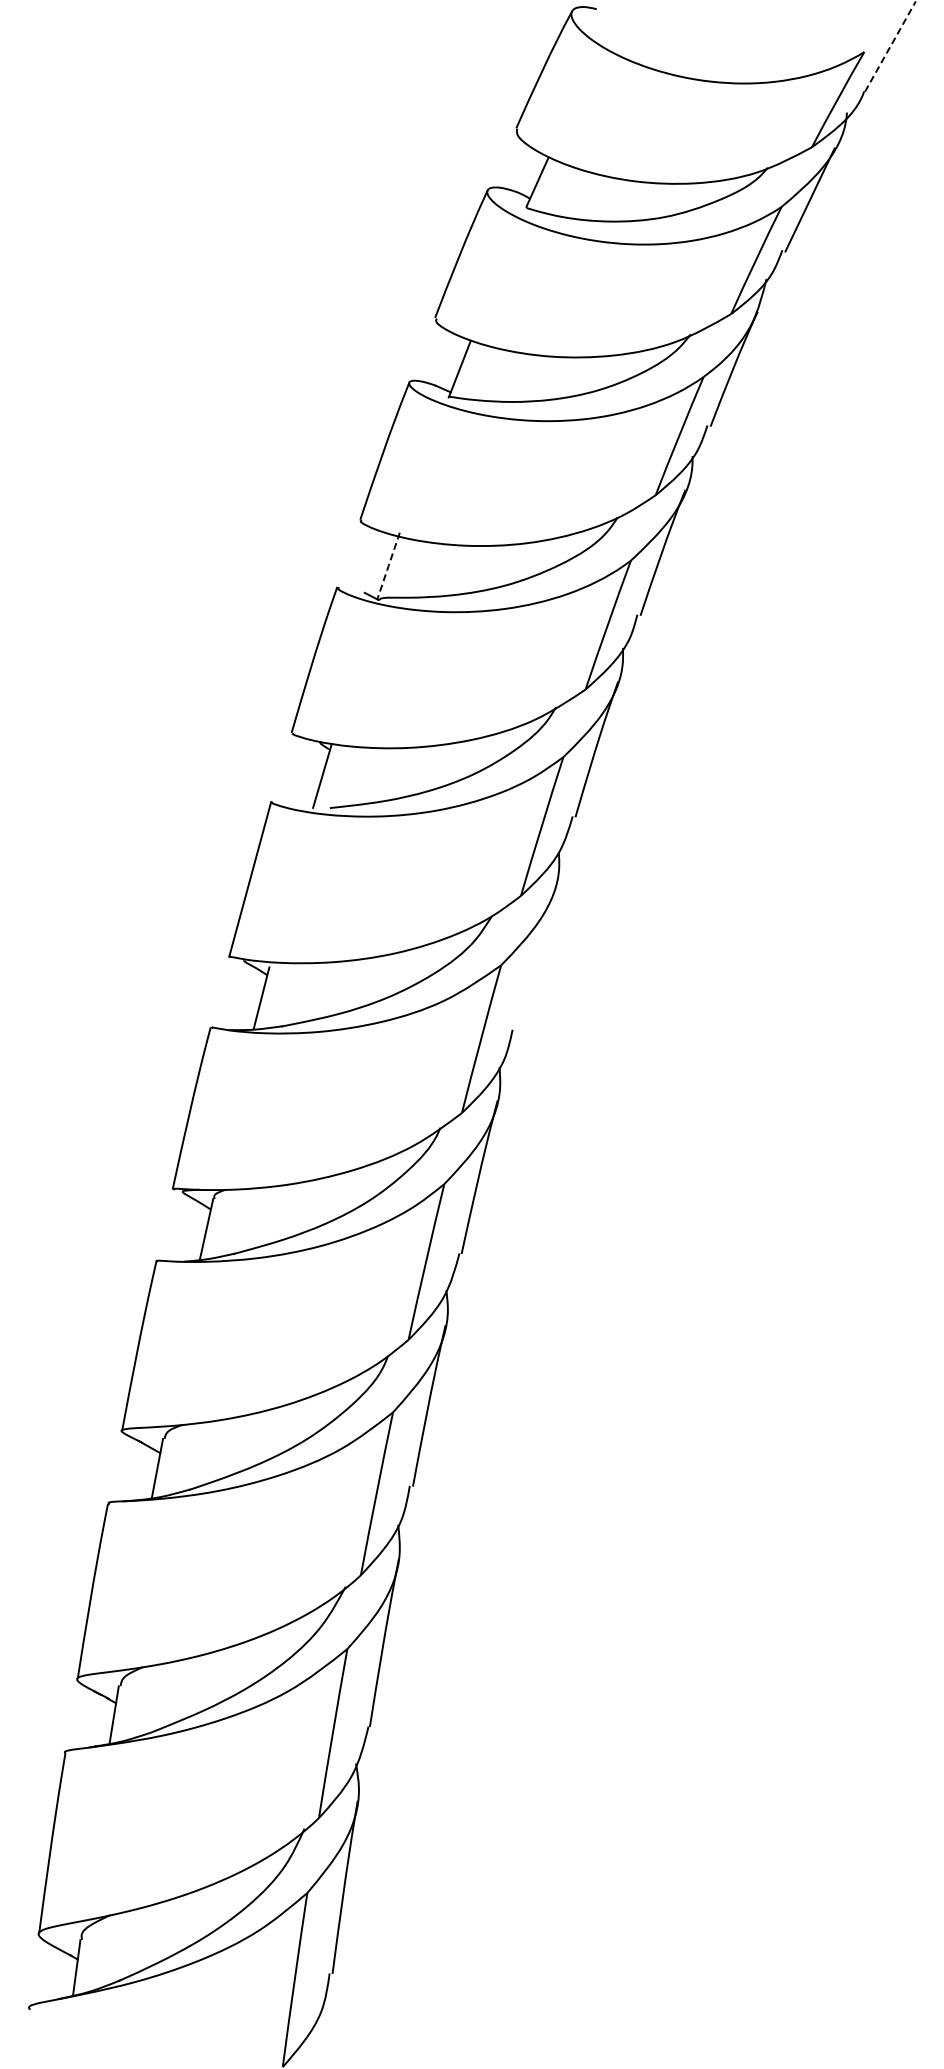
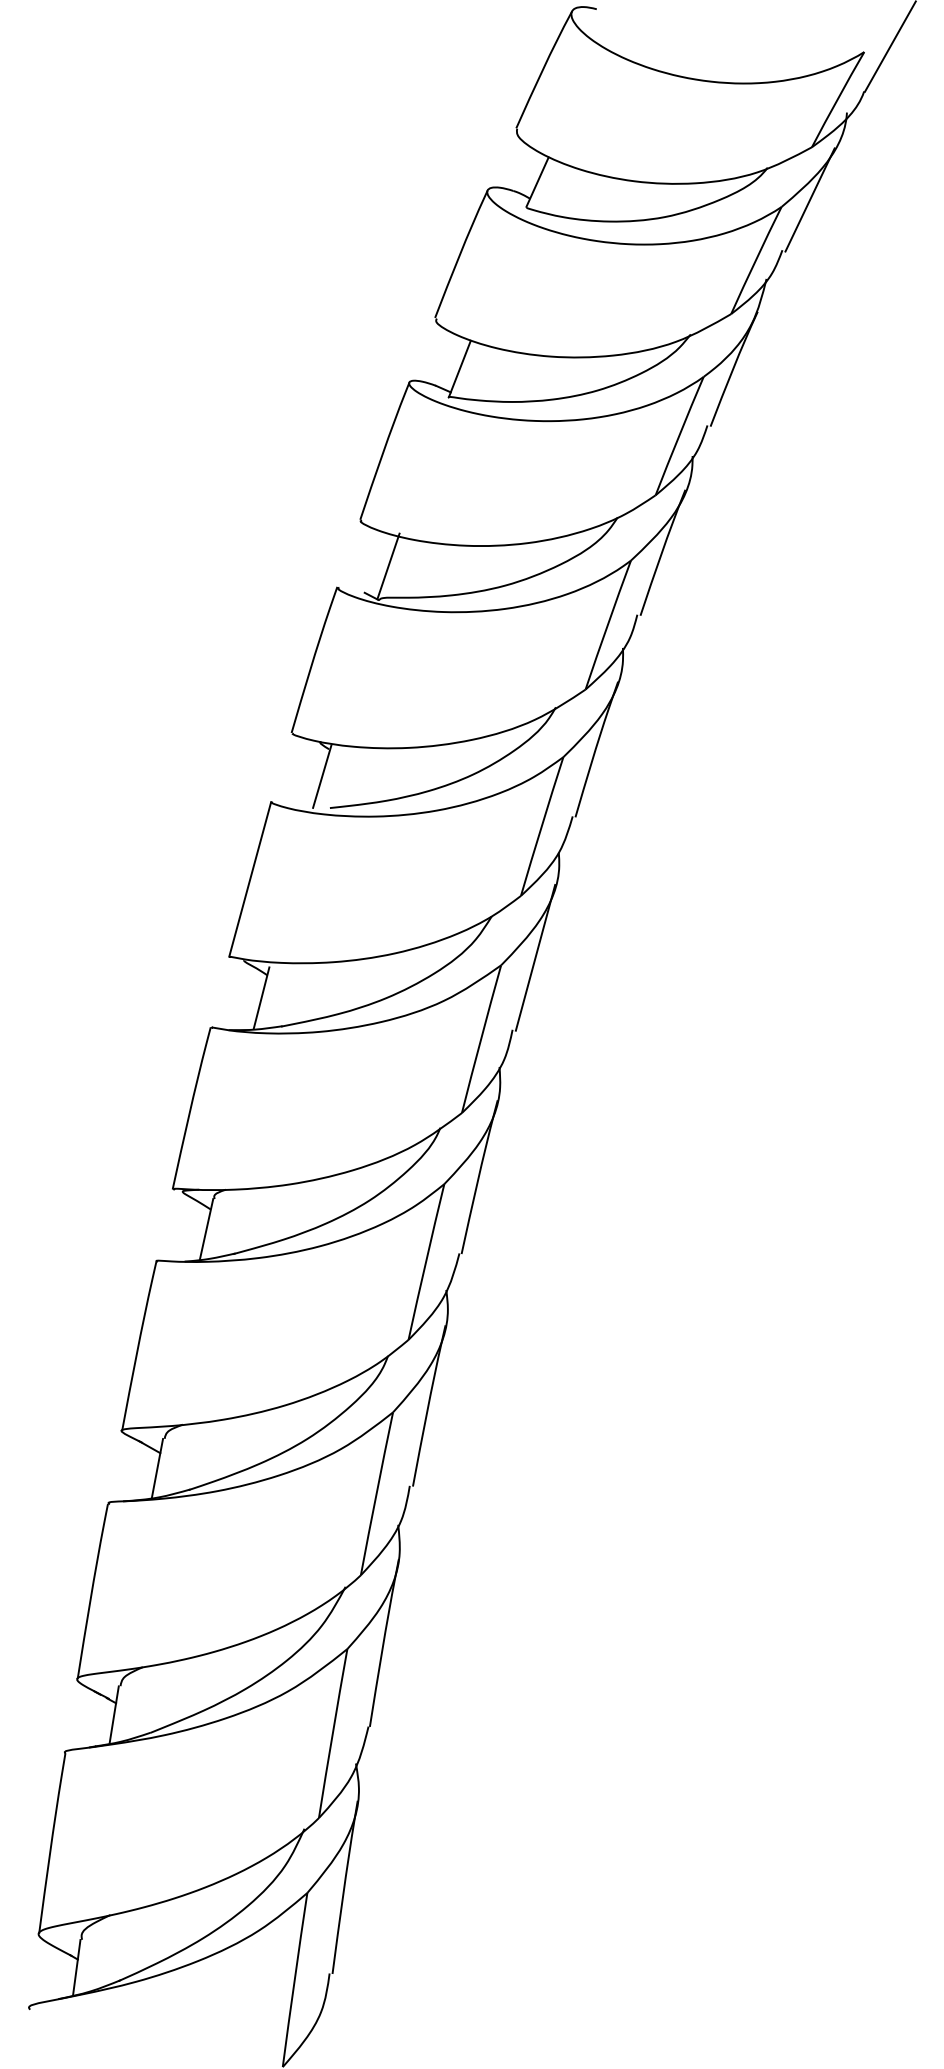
line: dashed -> solid (890, 46)
line: dashed -> solid (388, 566)
line: none -> present (535, 957)
